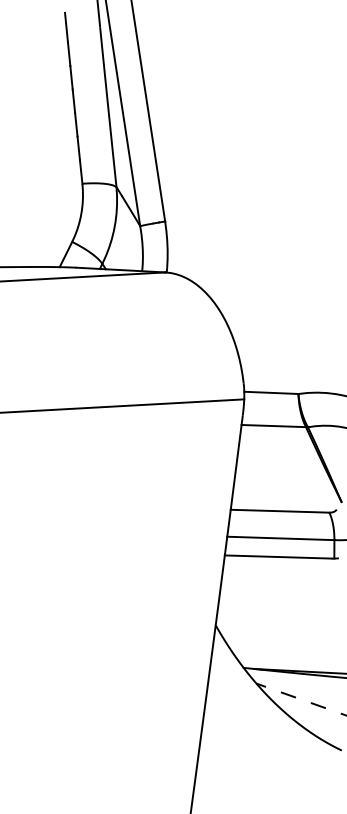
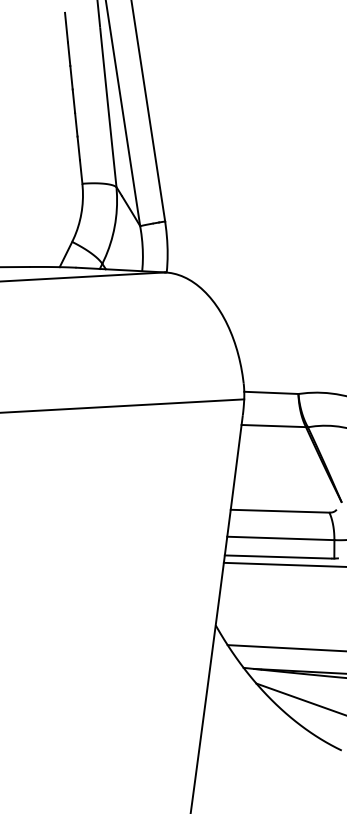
line: none -> present (283, 564)
line: none -> present (285, 648)
line: dashed -> solid (301, 699)
